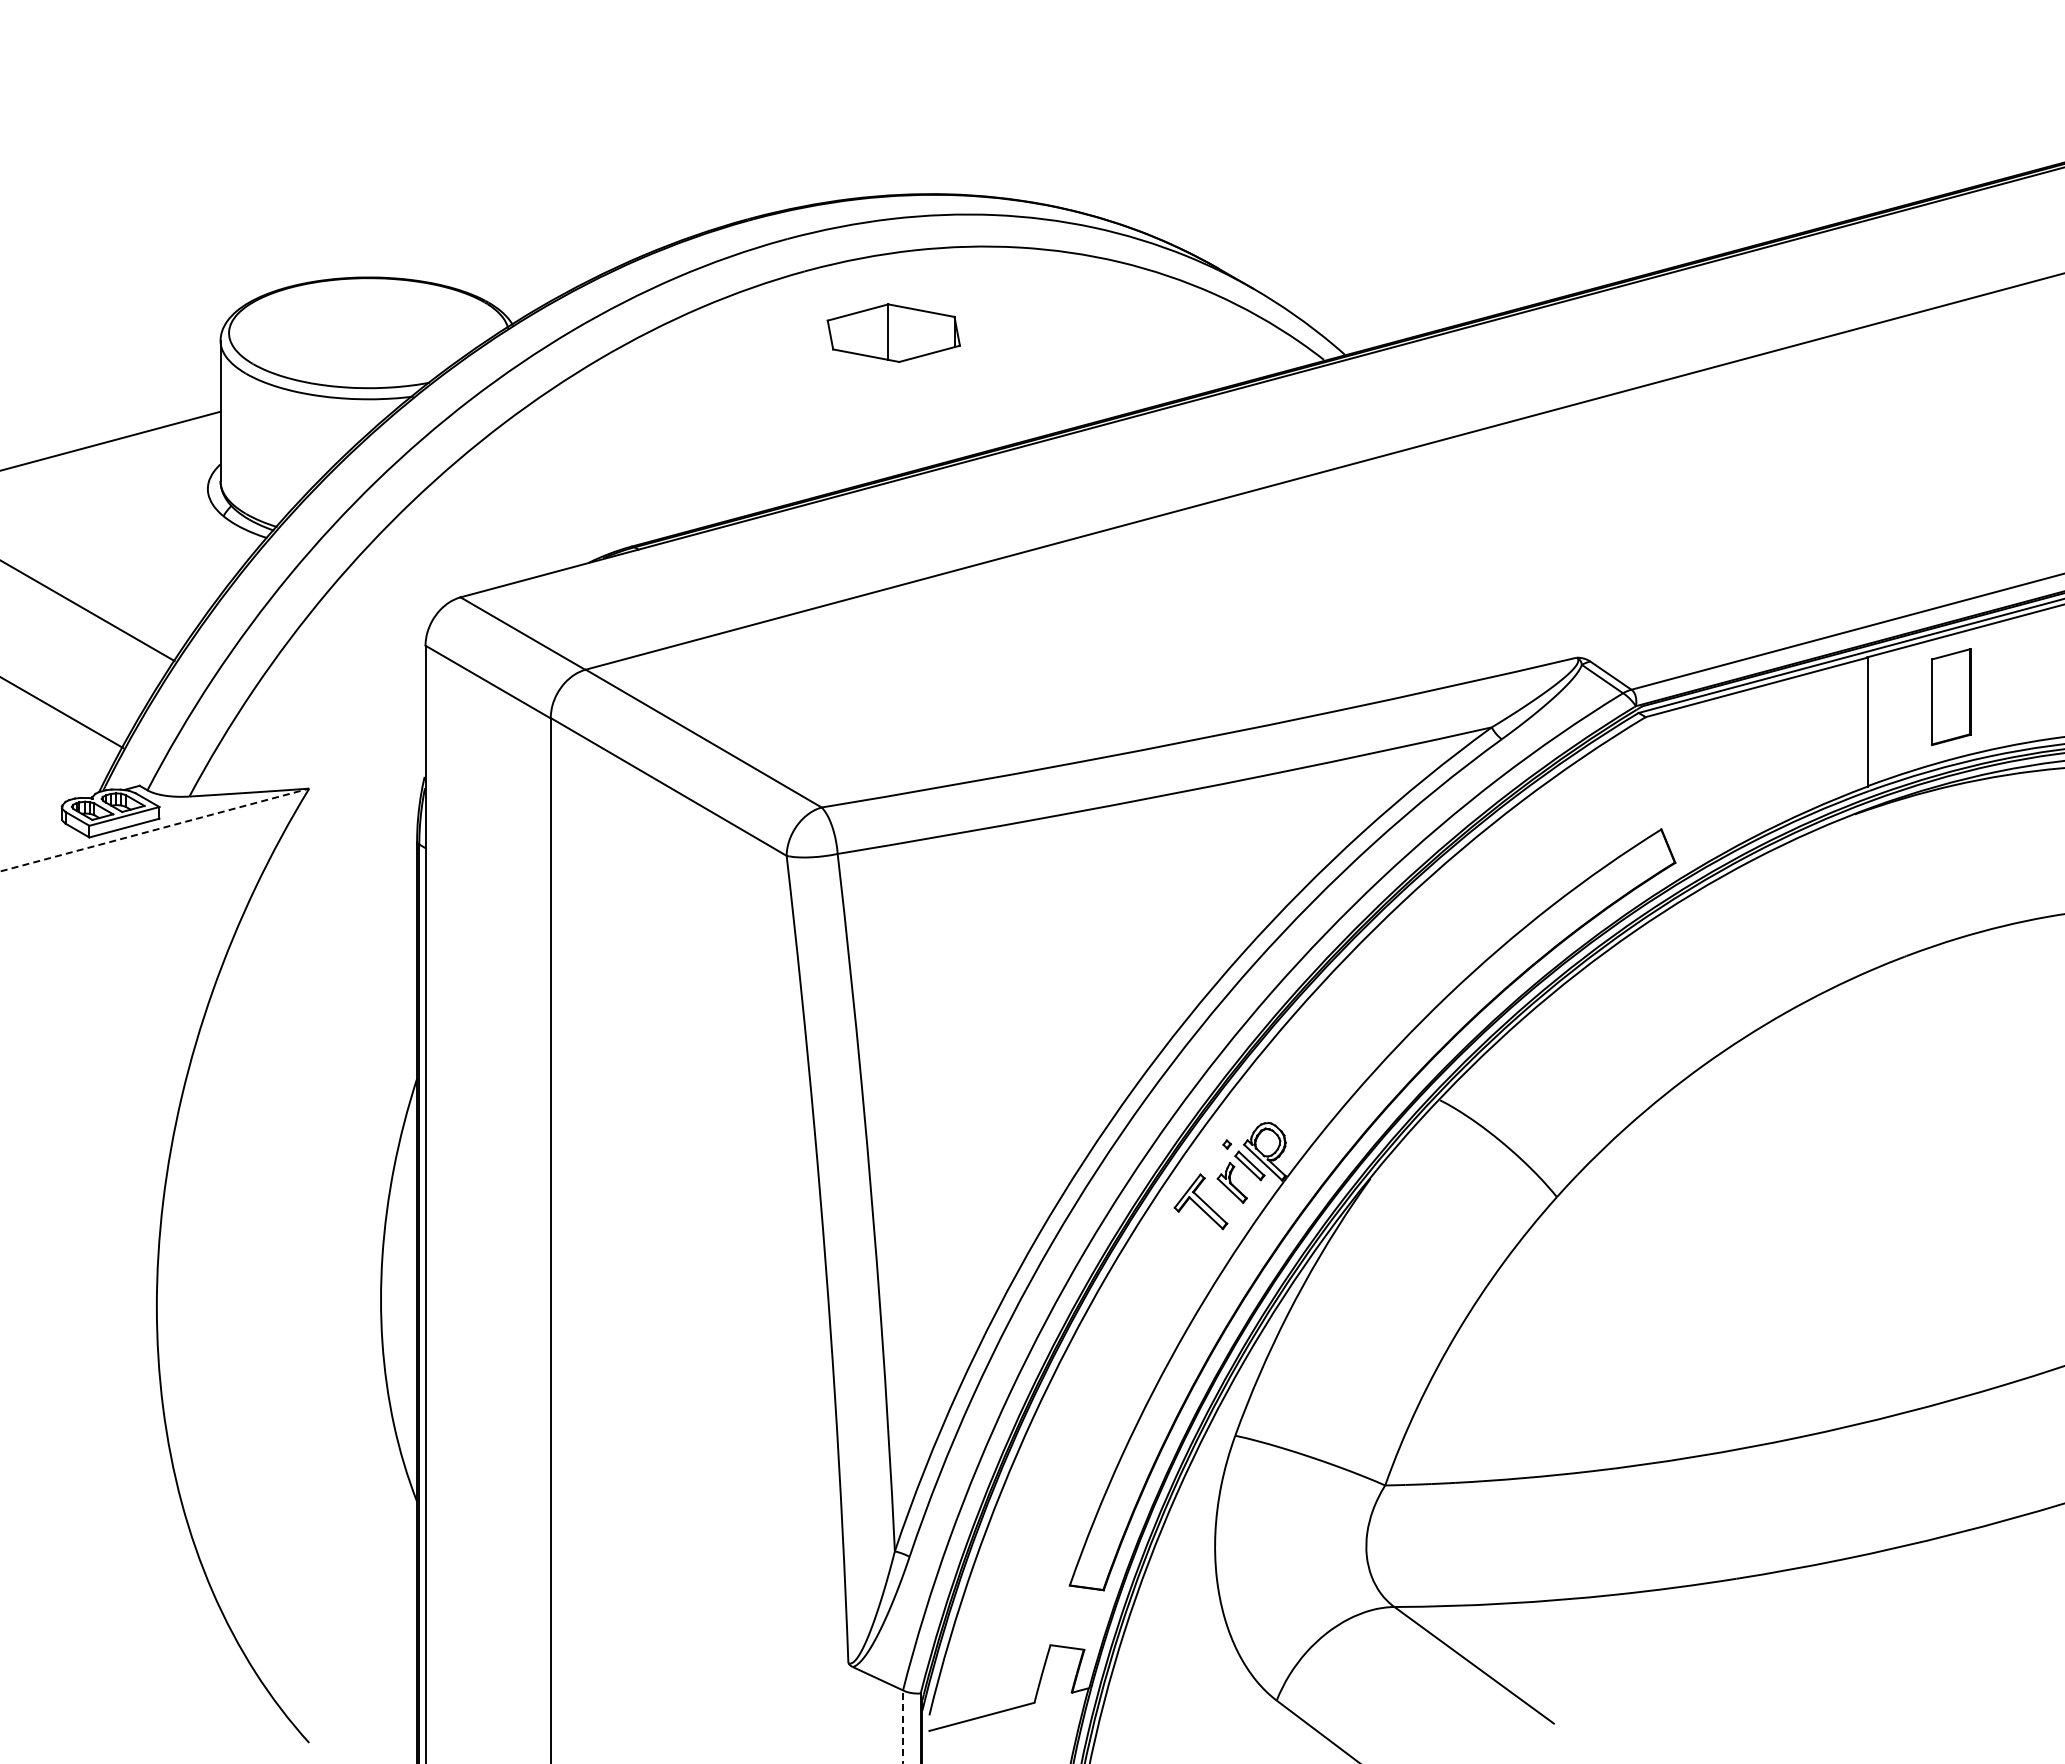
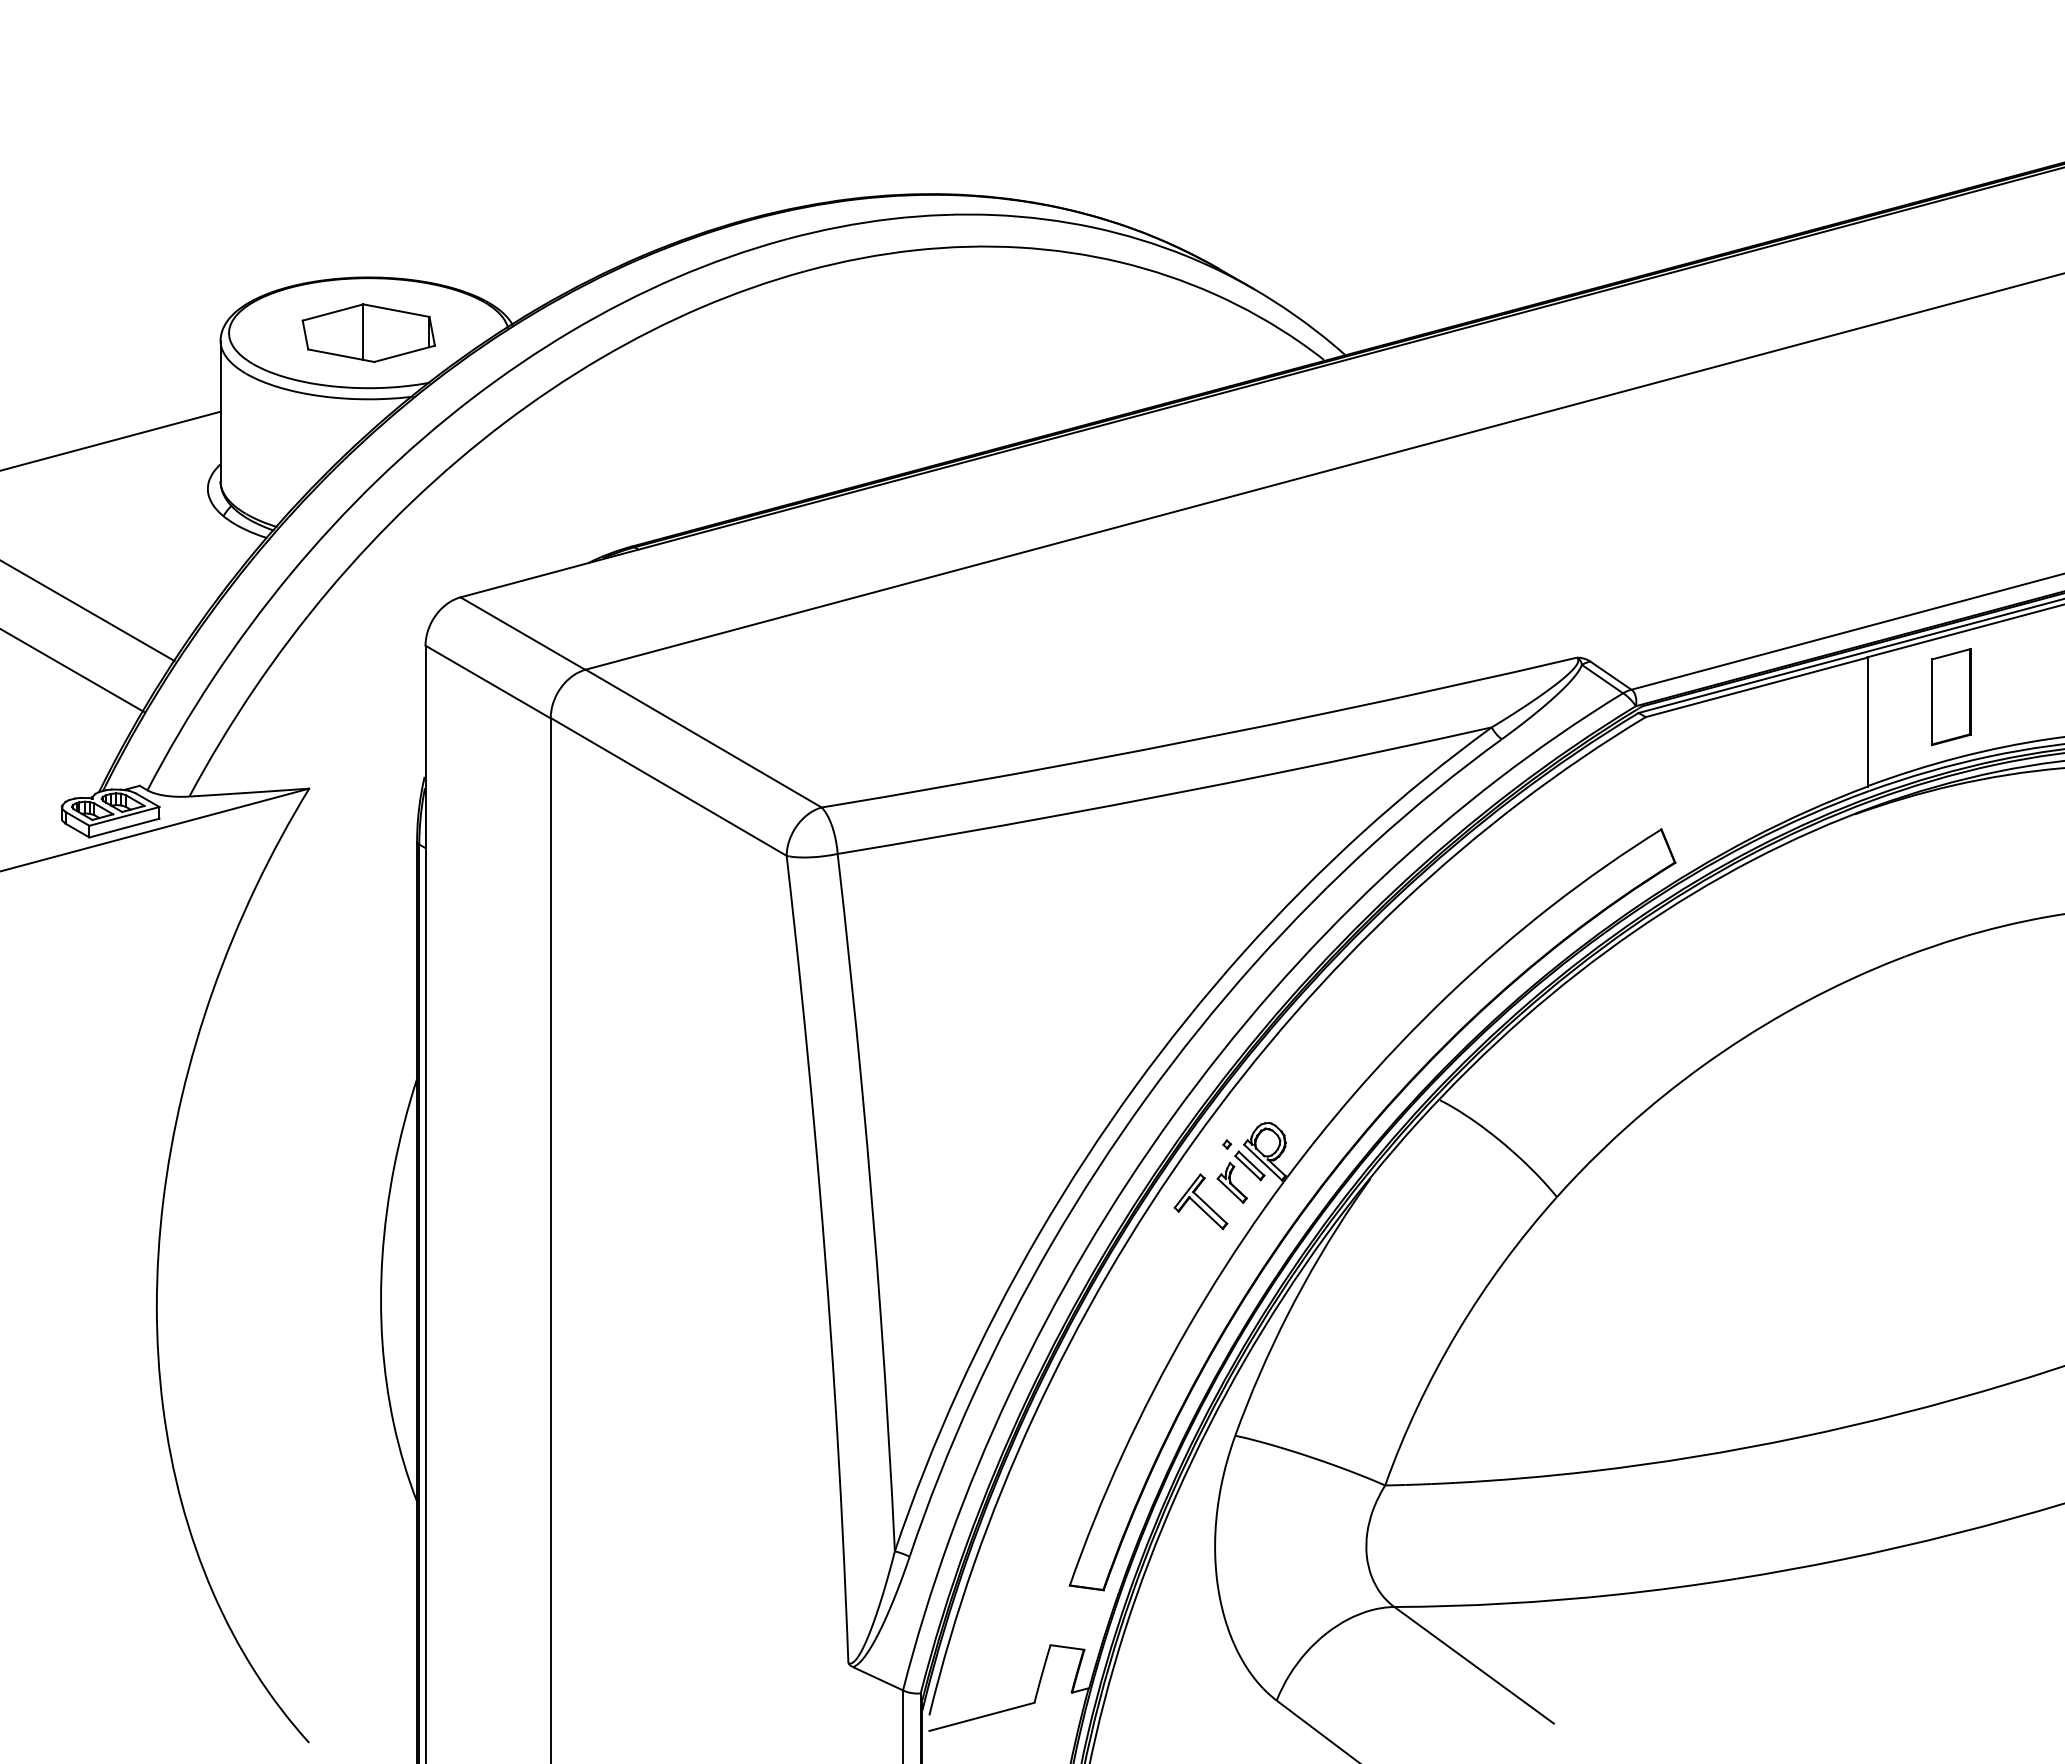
part position: (893, 332) -> (368, 332) (368, 332)
line position: (62, 713) -> (73, 671) (73, 671)
line: dashed -> solid (154, 830)
line: dashed -> solid (903, 1726)
